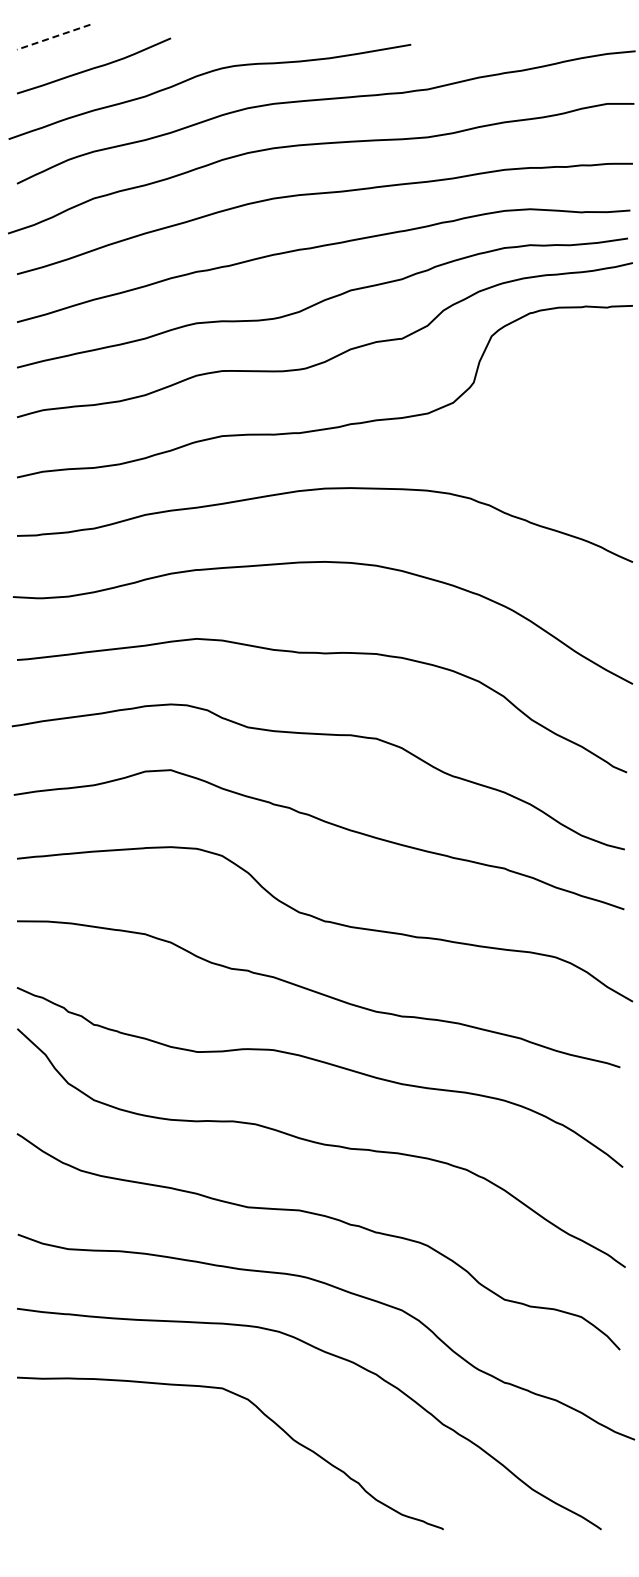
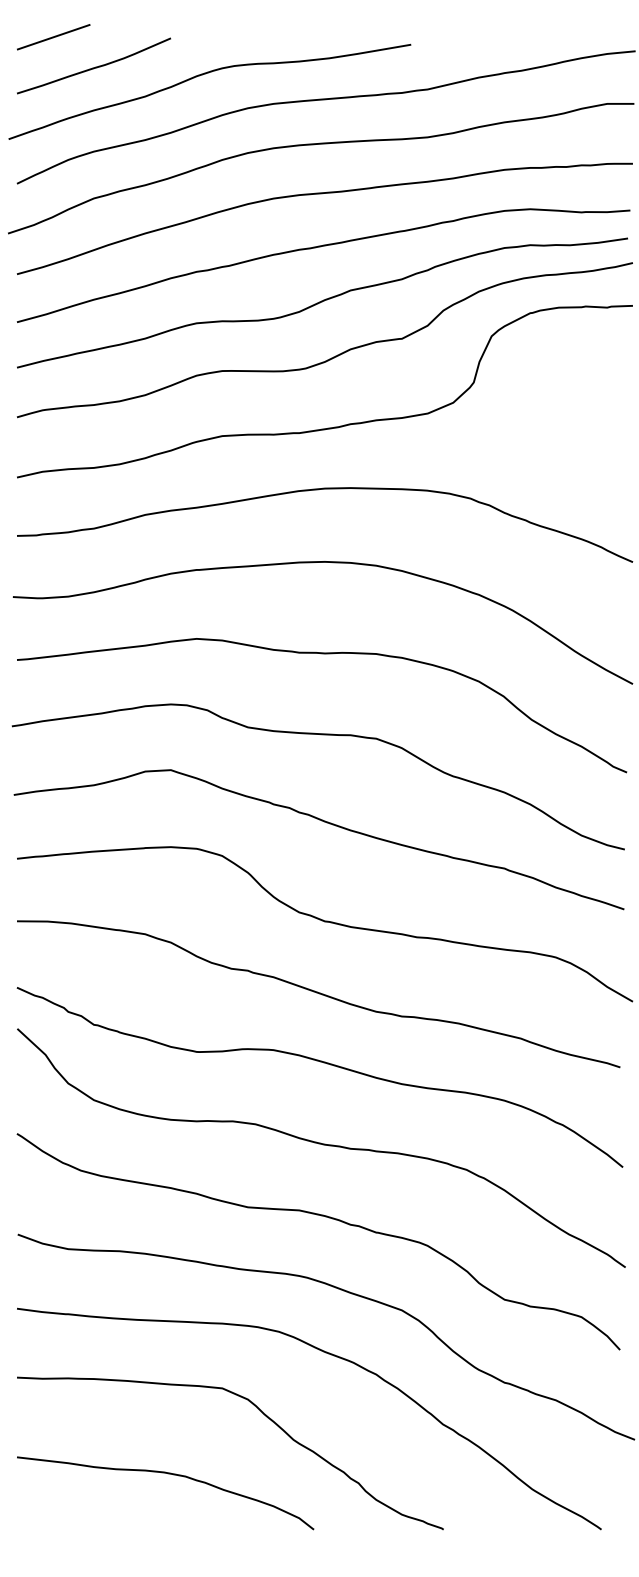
line: dashed -> solid (53, 37)
curve: none -> present (168, 1474)
